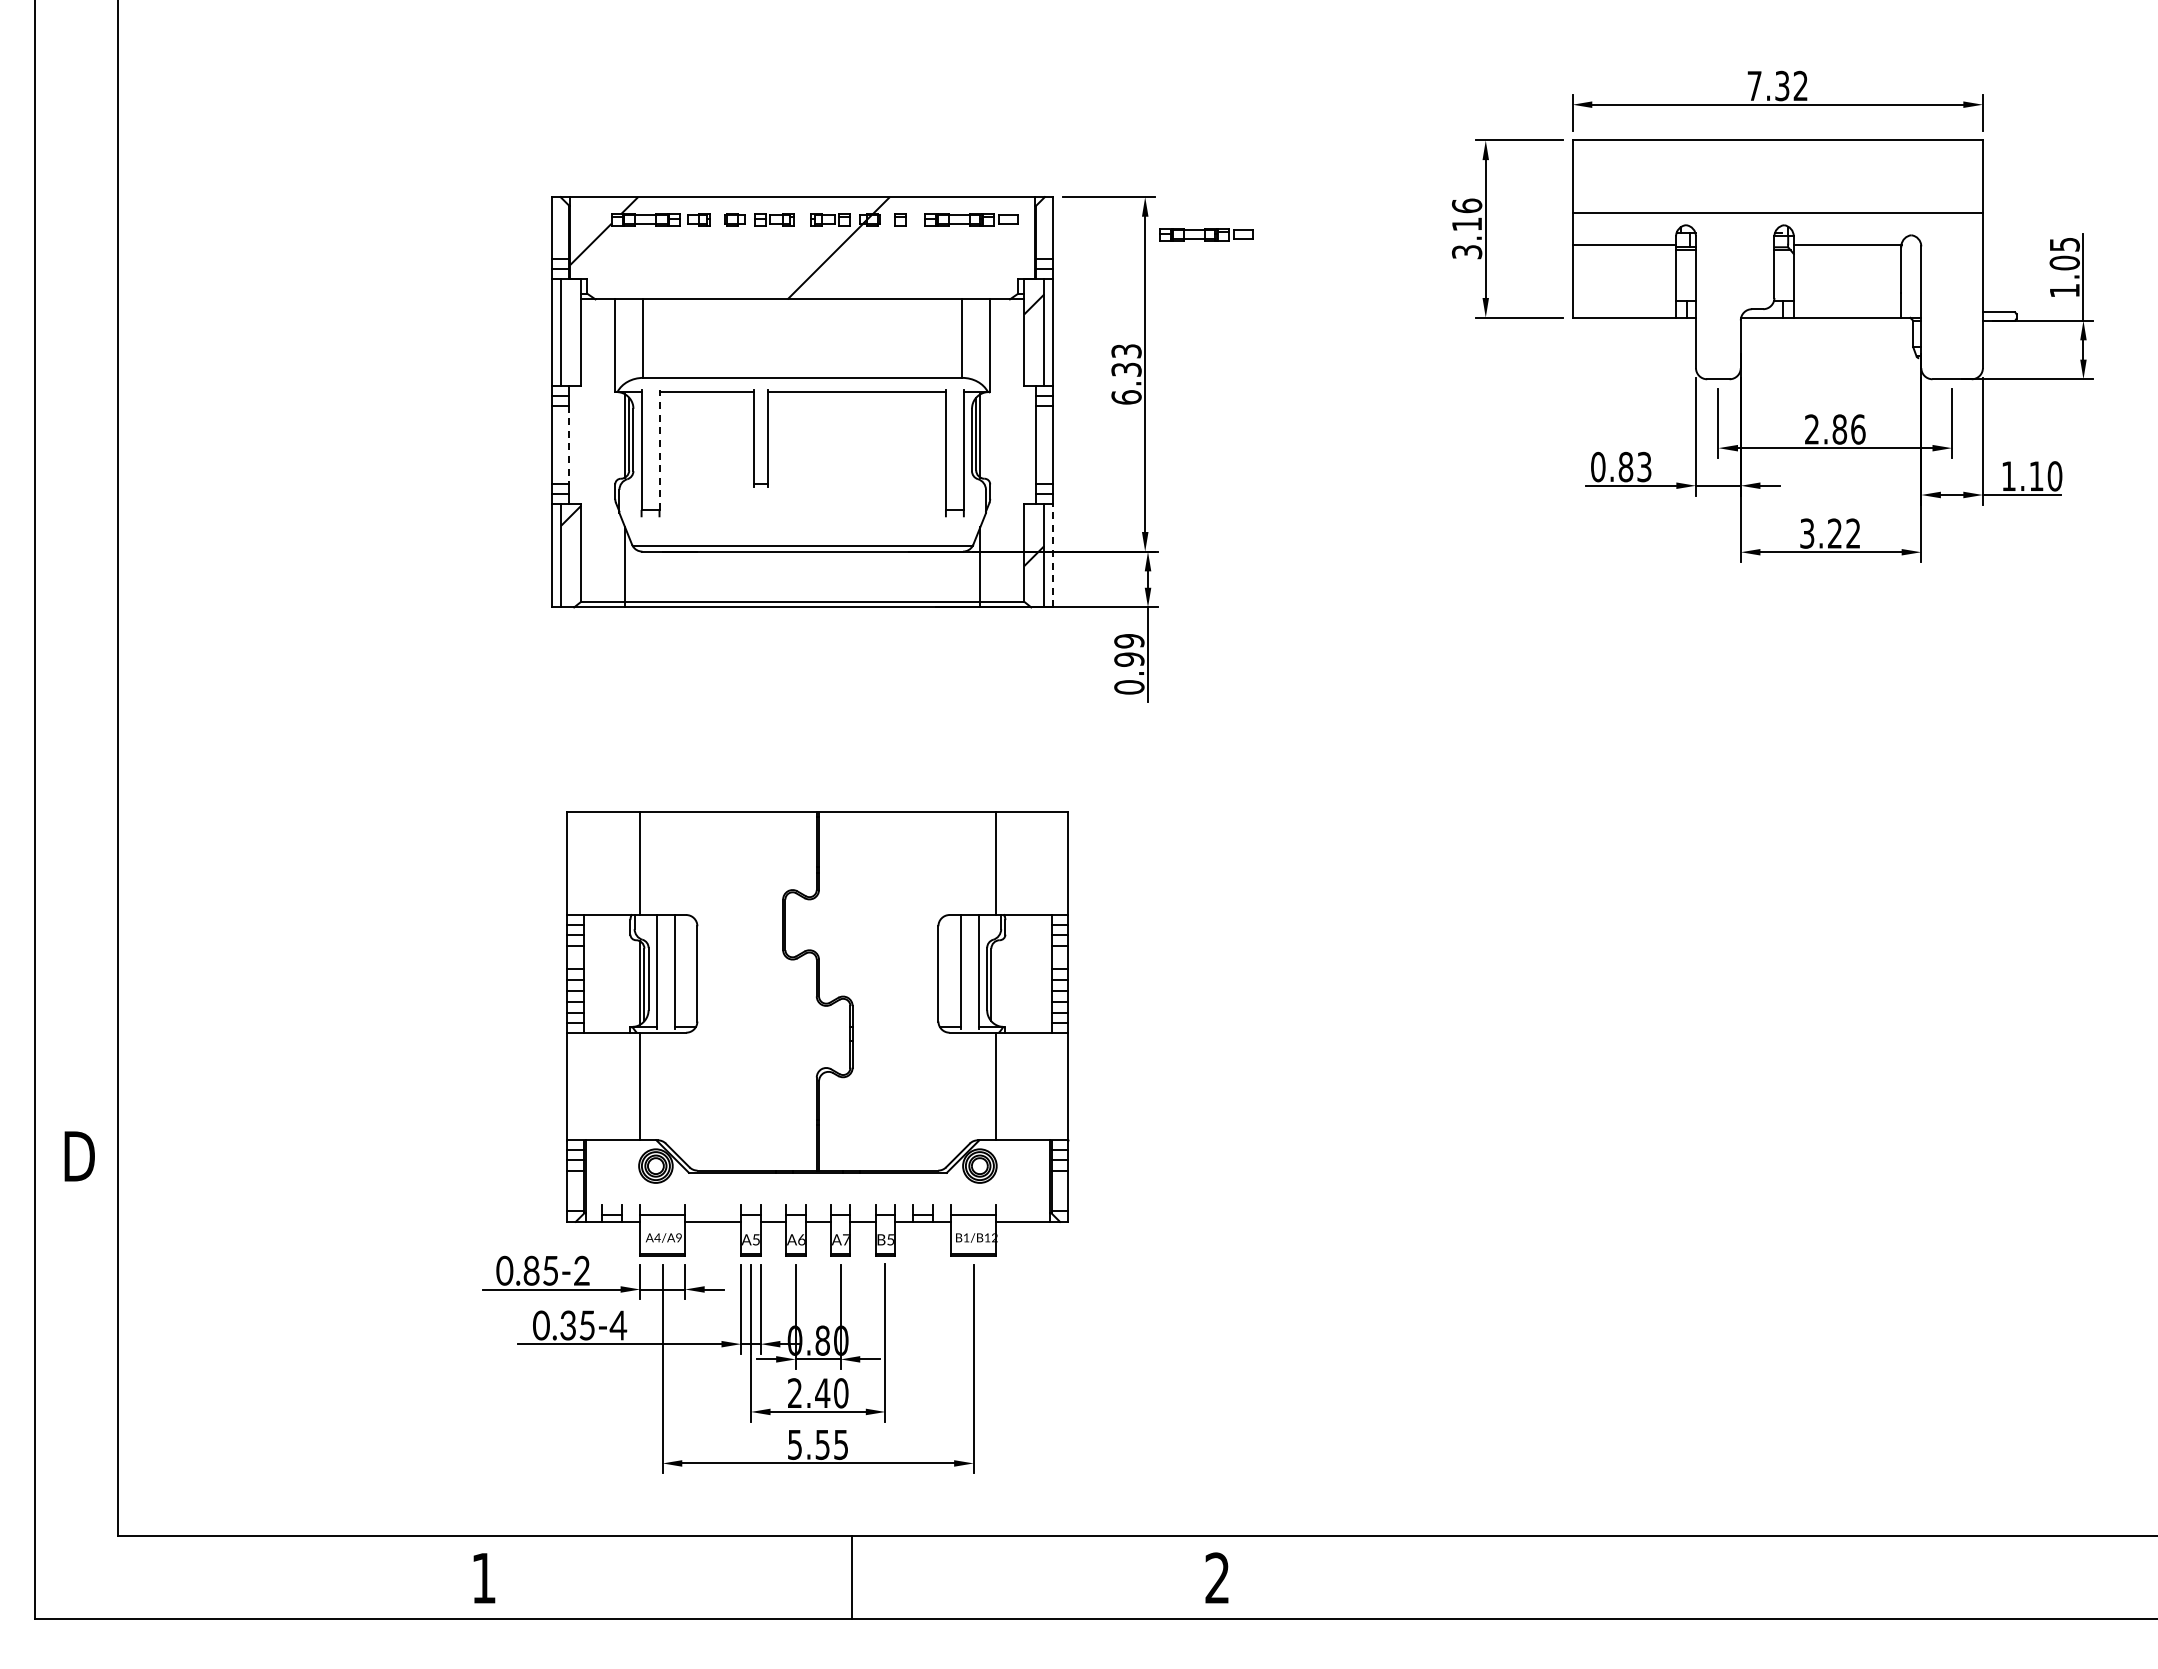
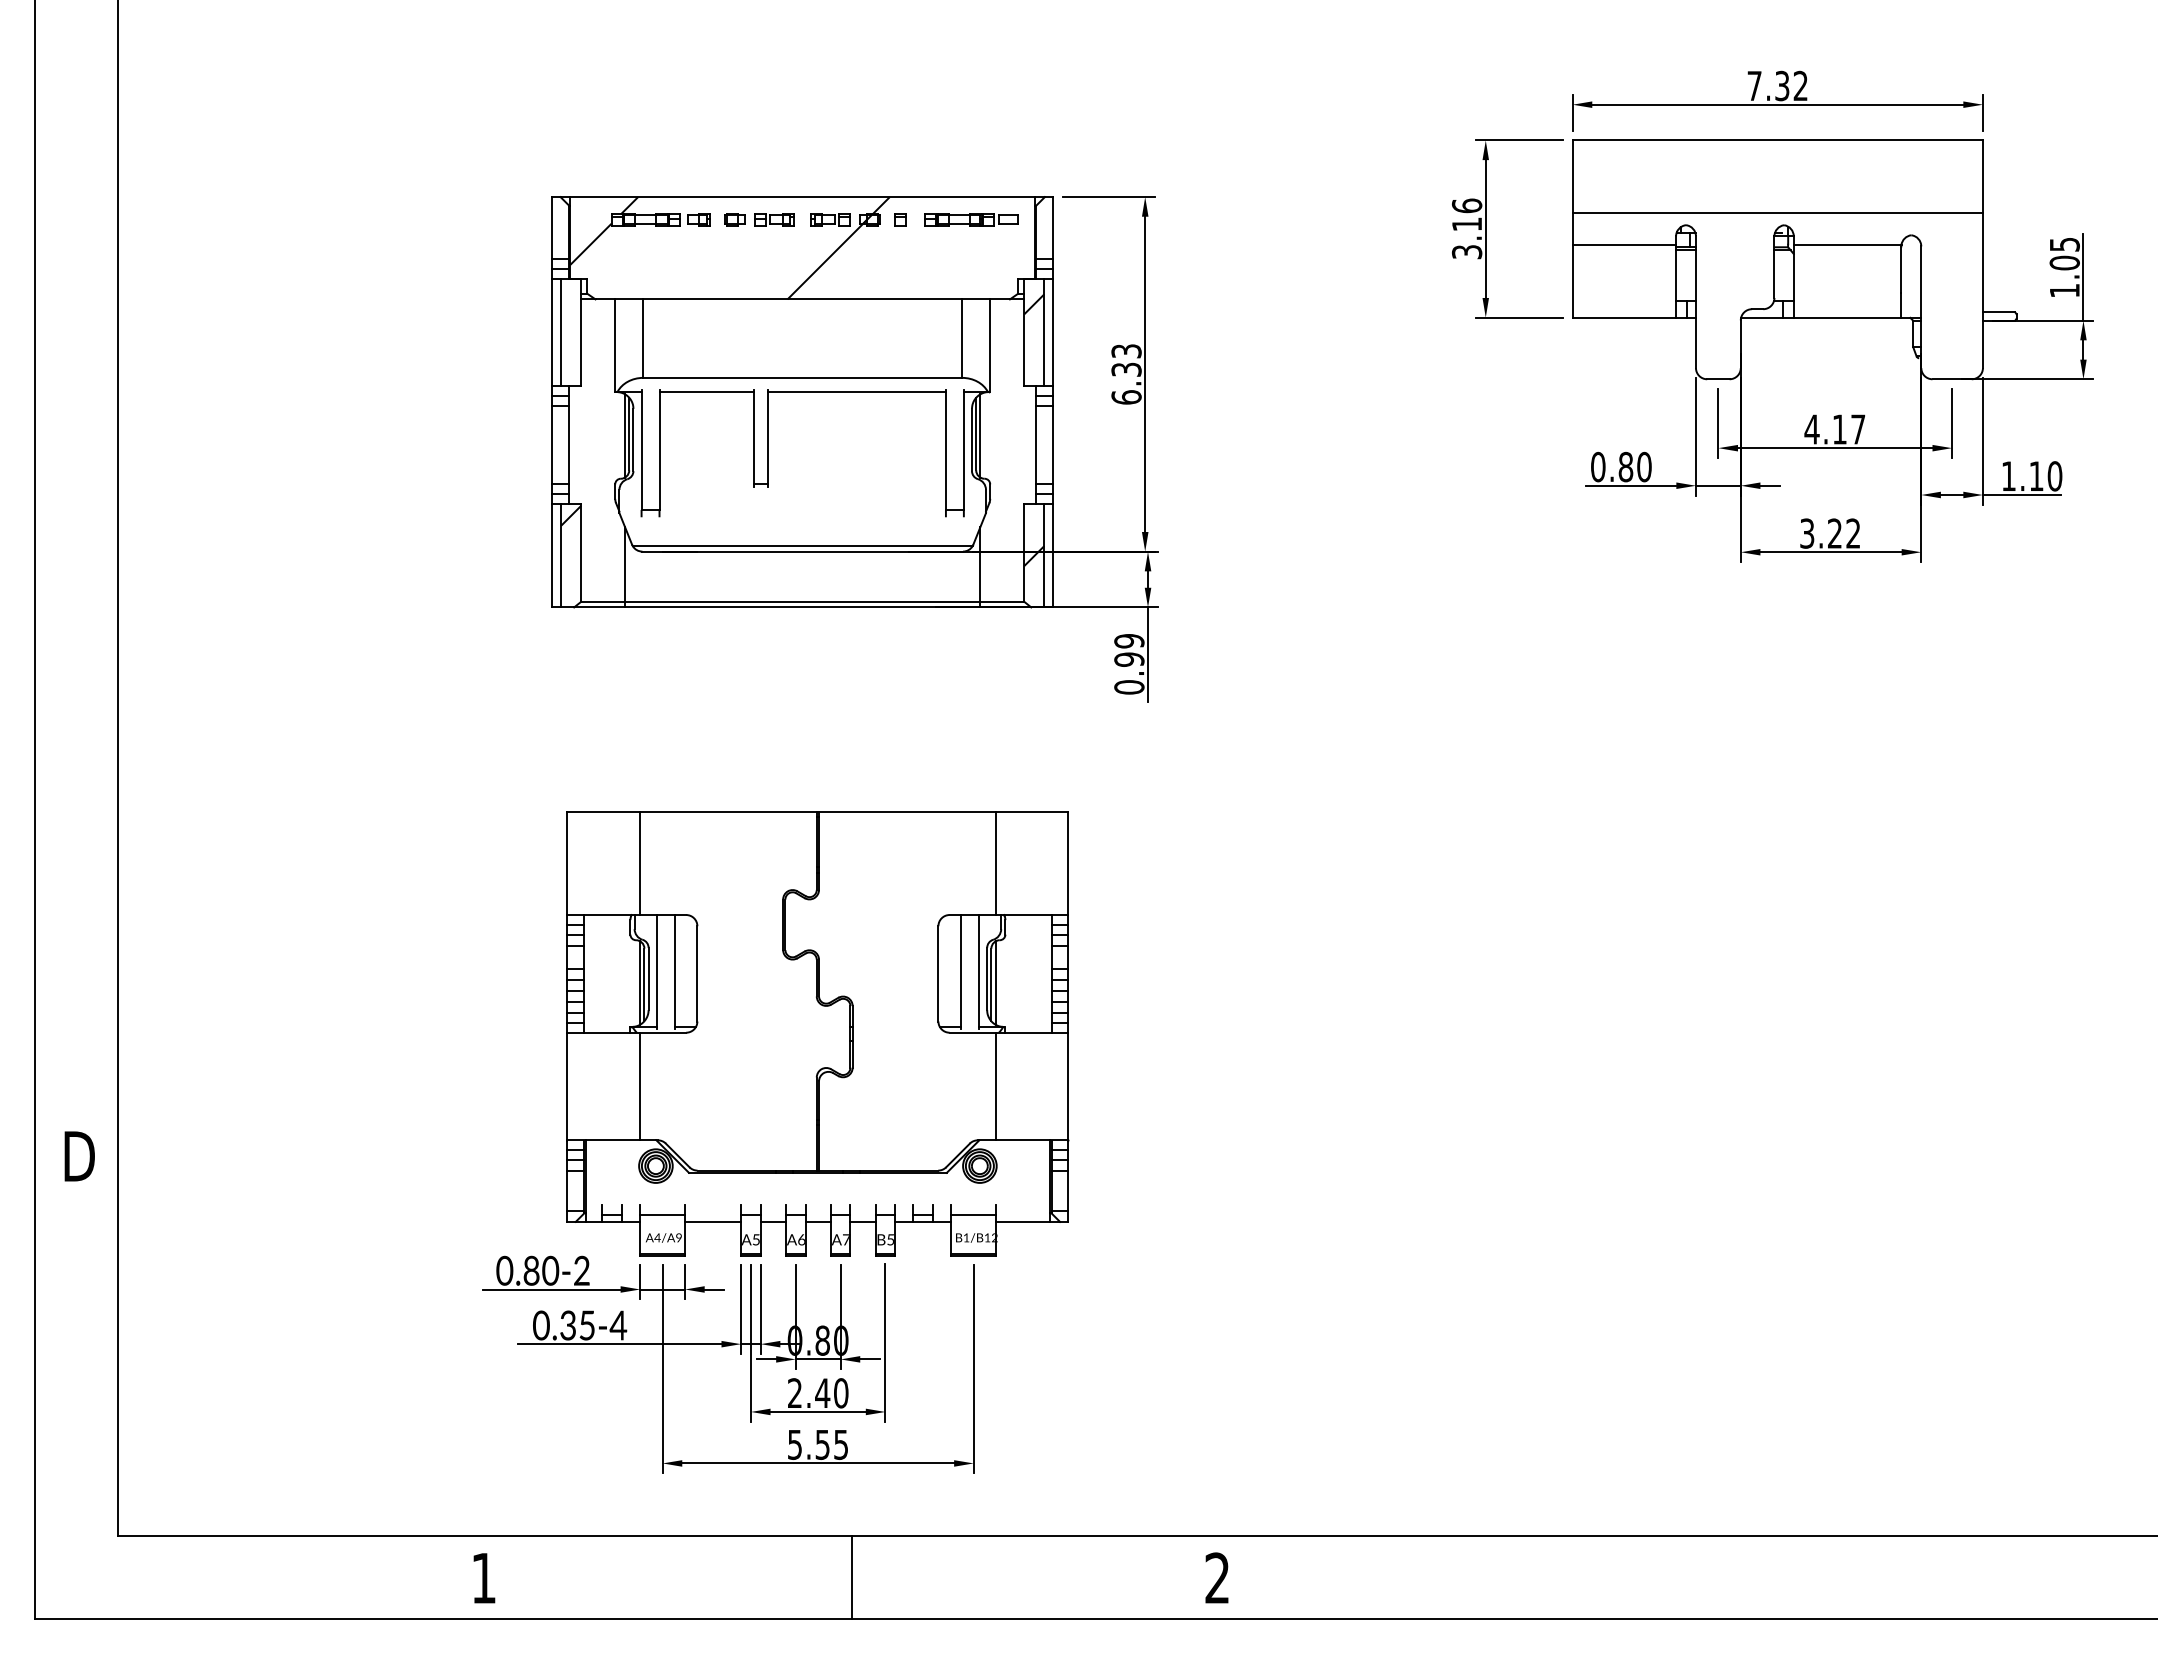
part: present -> none (1206, 234)
text: 2.86 -> 4.17 (1834, 429)
line: dashed -> solid (568, 445)
line: dashed -> solid (659, 449)
text: 0.83 -> 0.80 (1644, 467)
line: dashed -> solid (1053, 555)
line: none -> present (995, 982)
text: 0.85-2 -> 0.80-2 (550, 1270)
